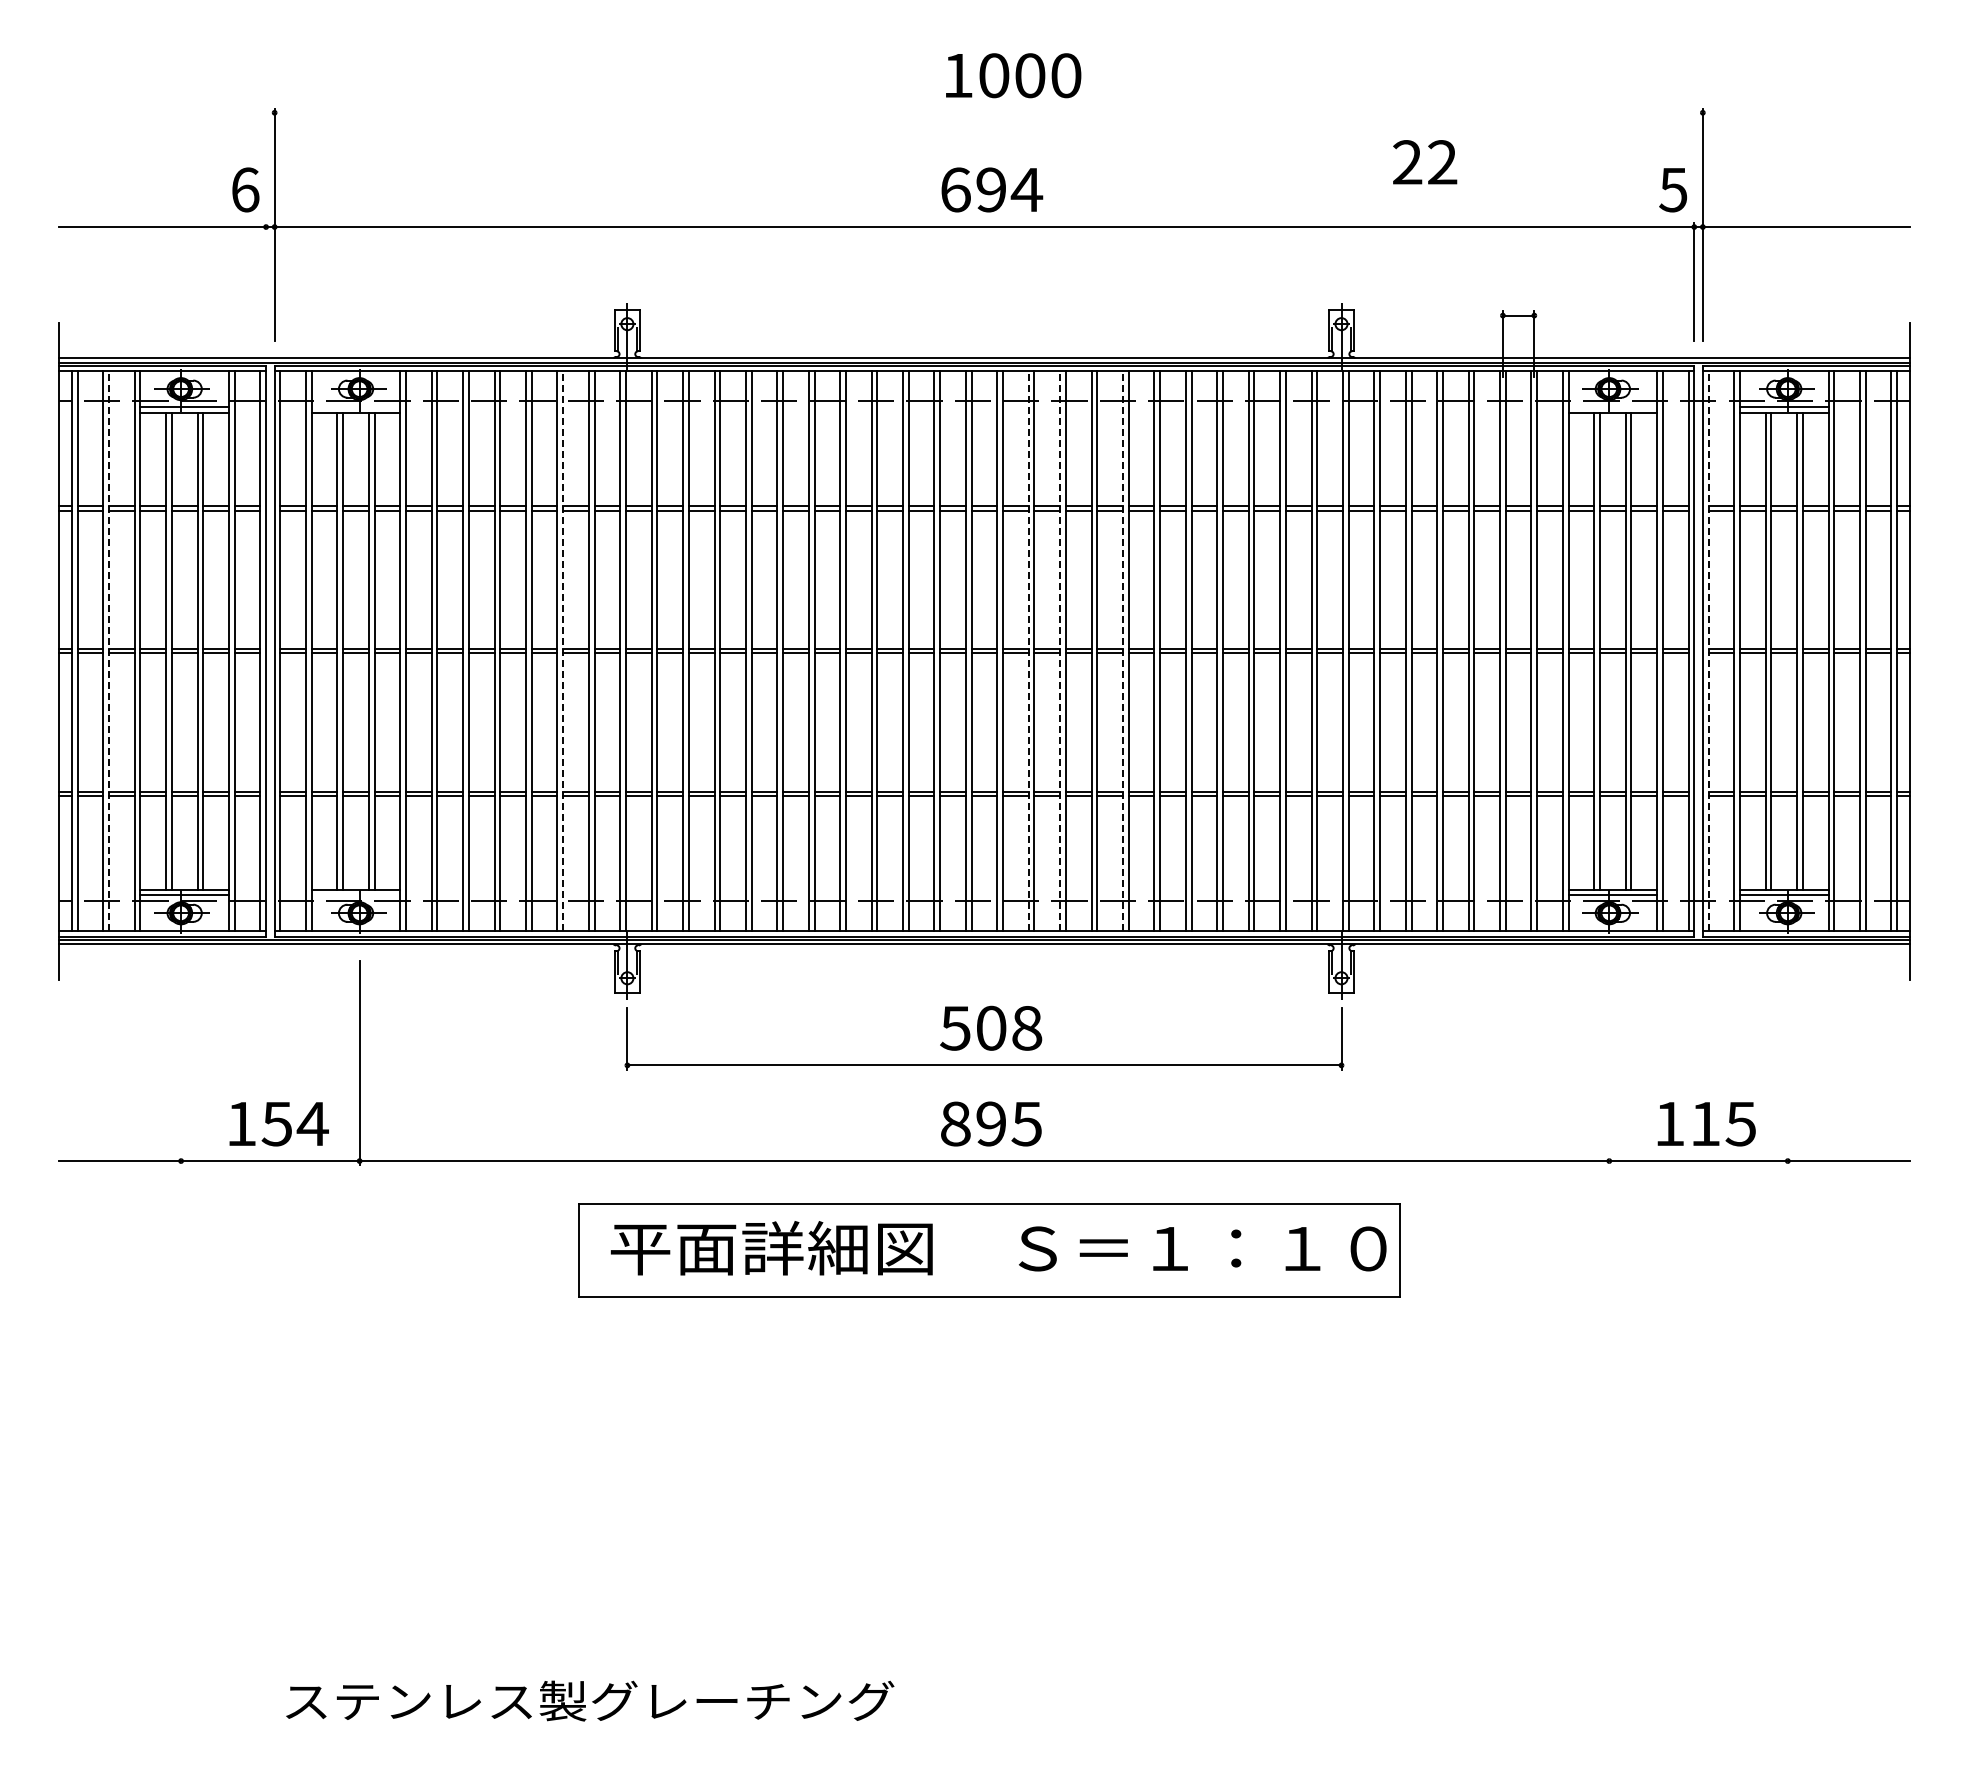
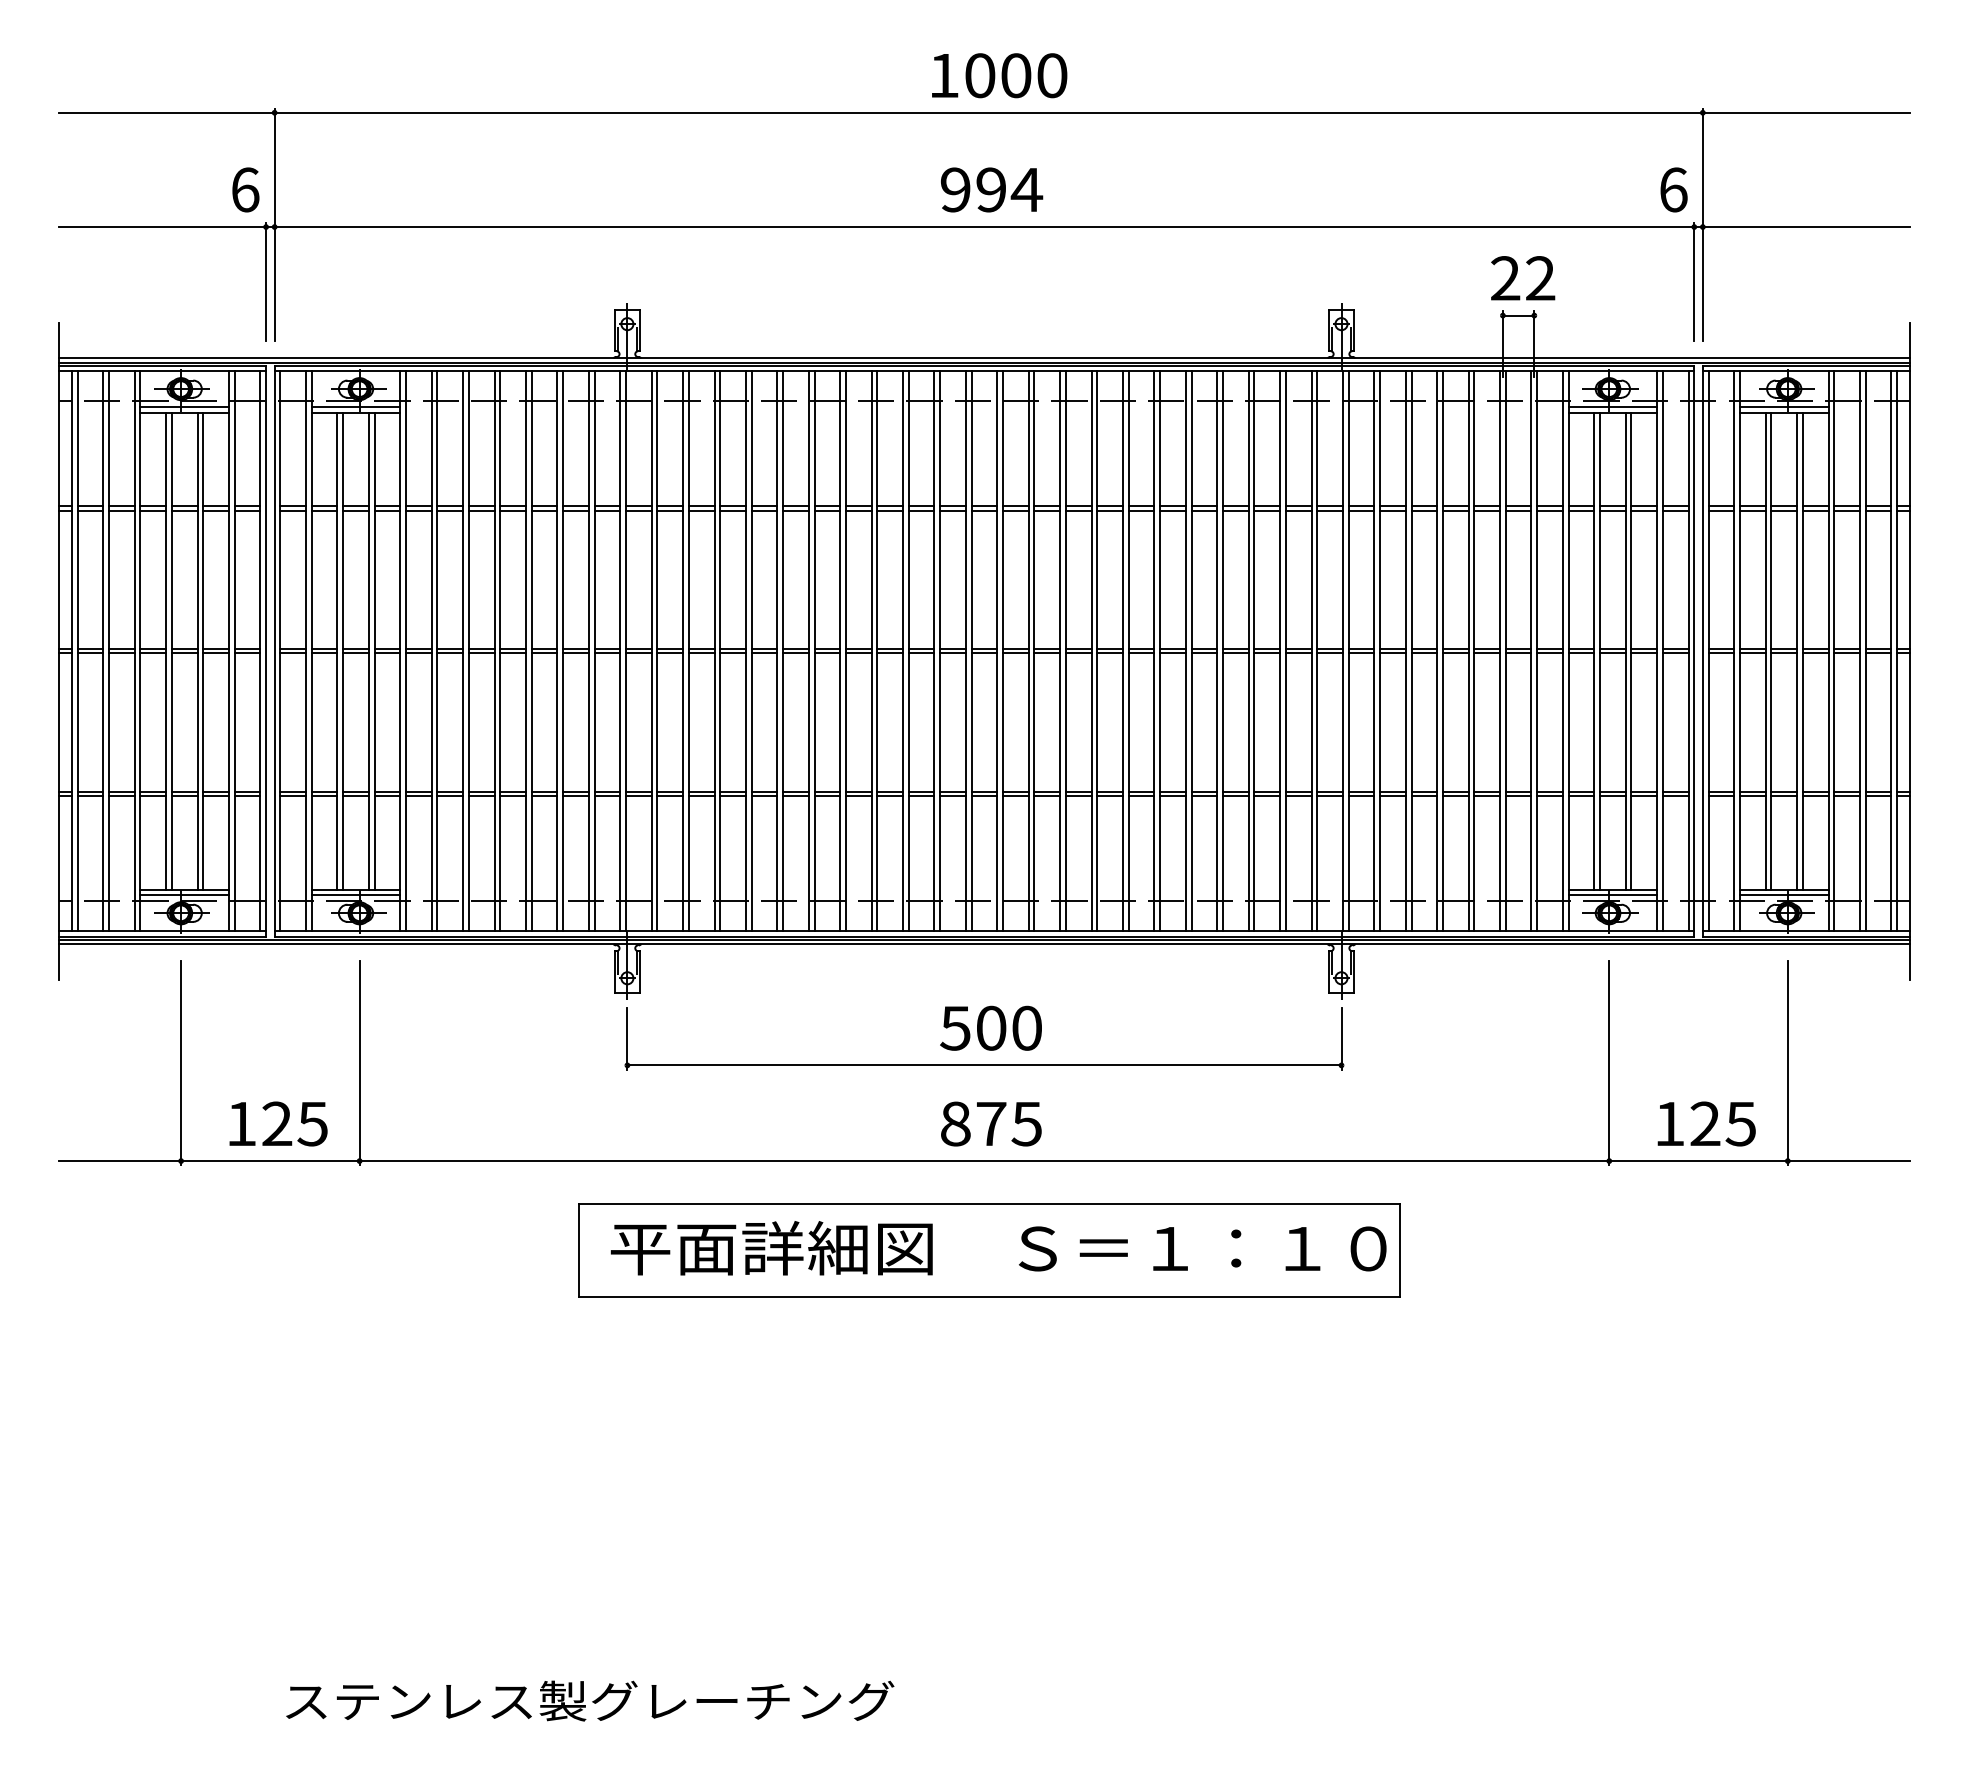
text position: (1013, 75) -> (999, 75) (999, 75)
line: none -> present (984, 112)
text position: (1425, 162) -> (1523, 278) (1523, 278)
text: 694 -> 994 (955, 189)
text: 5 -> 6 (1673, 189)
line: none -> present (266, 281)
line: none -> present (355, 407)
line: none -> present (1612, 407)
line: dashed -> solid (108, 651)
line: dashed -> solid (563, 651)
line: dashed -> solid (1028, 651)
line: dashed -> solid (1060, 651)
line: dashed -> solid (1122, 651)
line: dashed -> solid (1708, 651)
line: none -> present (355, 895)
text: 508 -> 500 (1027, 1027)
line: none -> present (181, 1063)
line: none -> present (1609, 1063)
line: none -> present (1787, 1063)
text: 154 -> 125 (294, 1123)
text: 895 -> 875 (991, 1123)
text: 115 -> 125 (1705, 1123)
